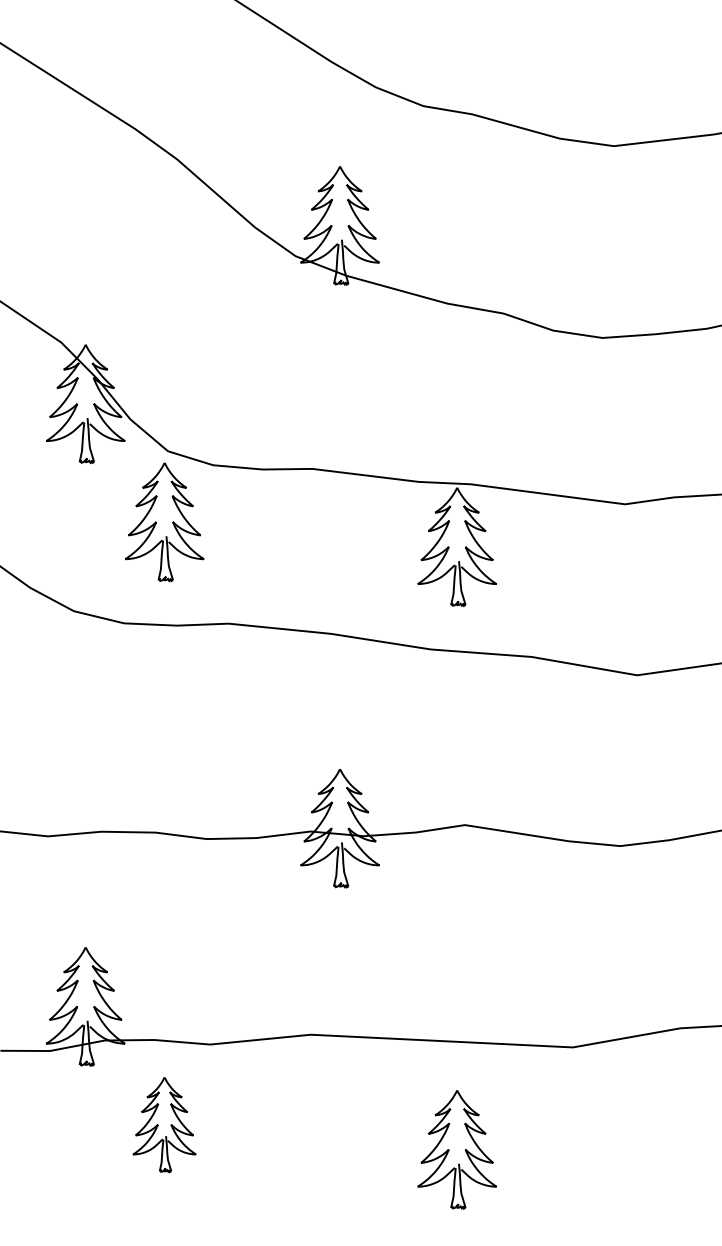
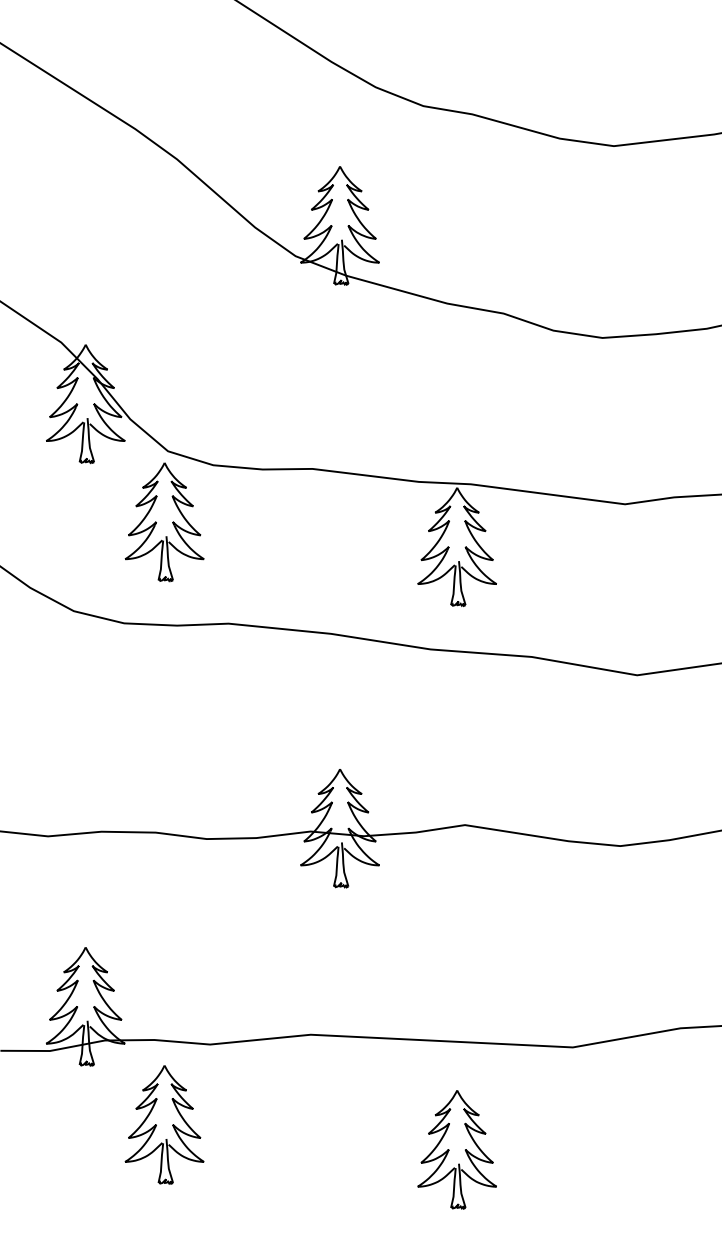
part size: 65x97 px -> 81x120 px (164, 1124)
